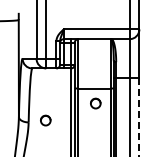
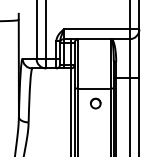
line: dashed -> solid (139, 117)
part: present -> none (45, 120)
